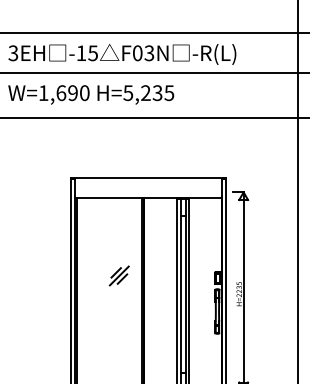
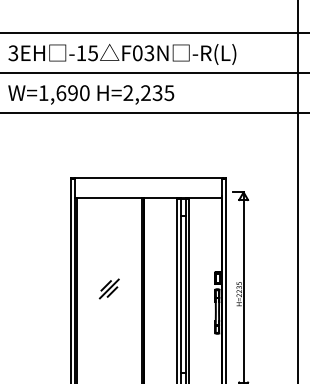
text: H=5,235 -> H=2,235 (128, 93)
line position: (154, 118) -> (154, 113) (154, 113)
part position: (118, 275) -> (108, 288) (108, 288)
